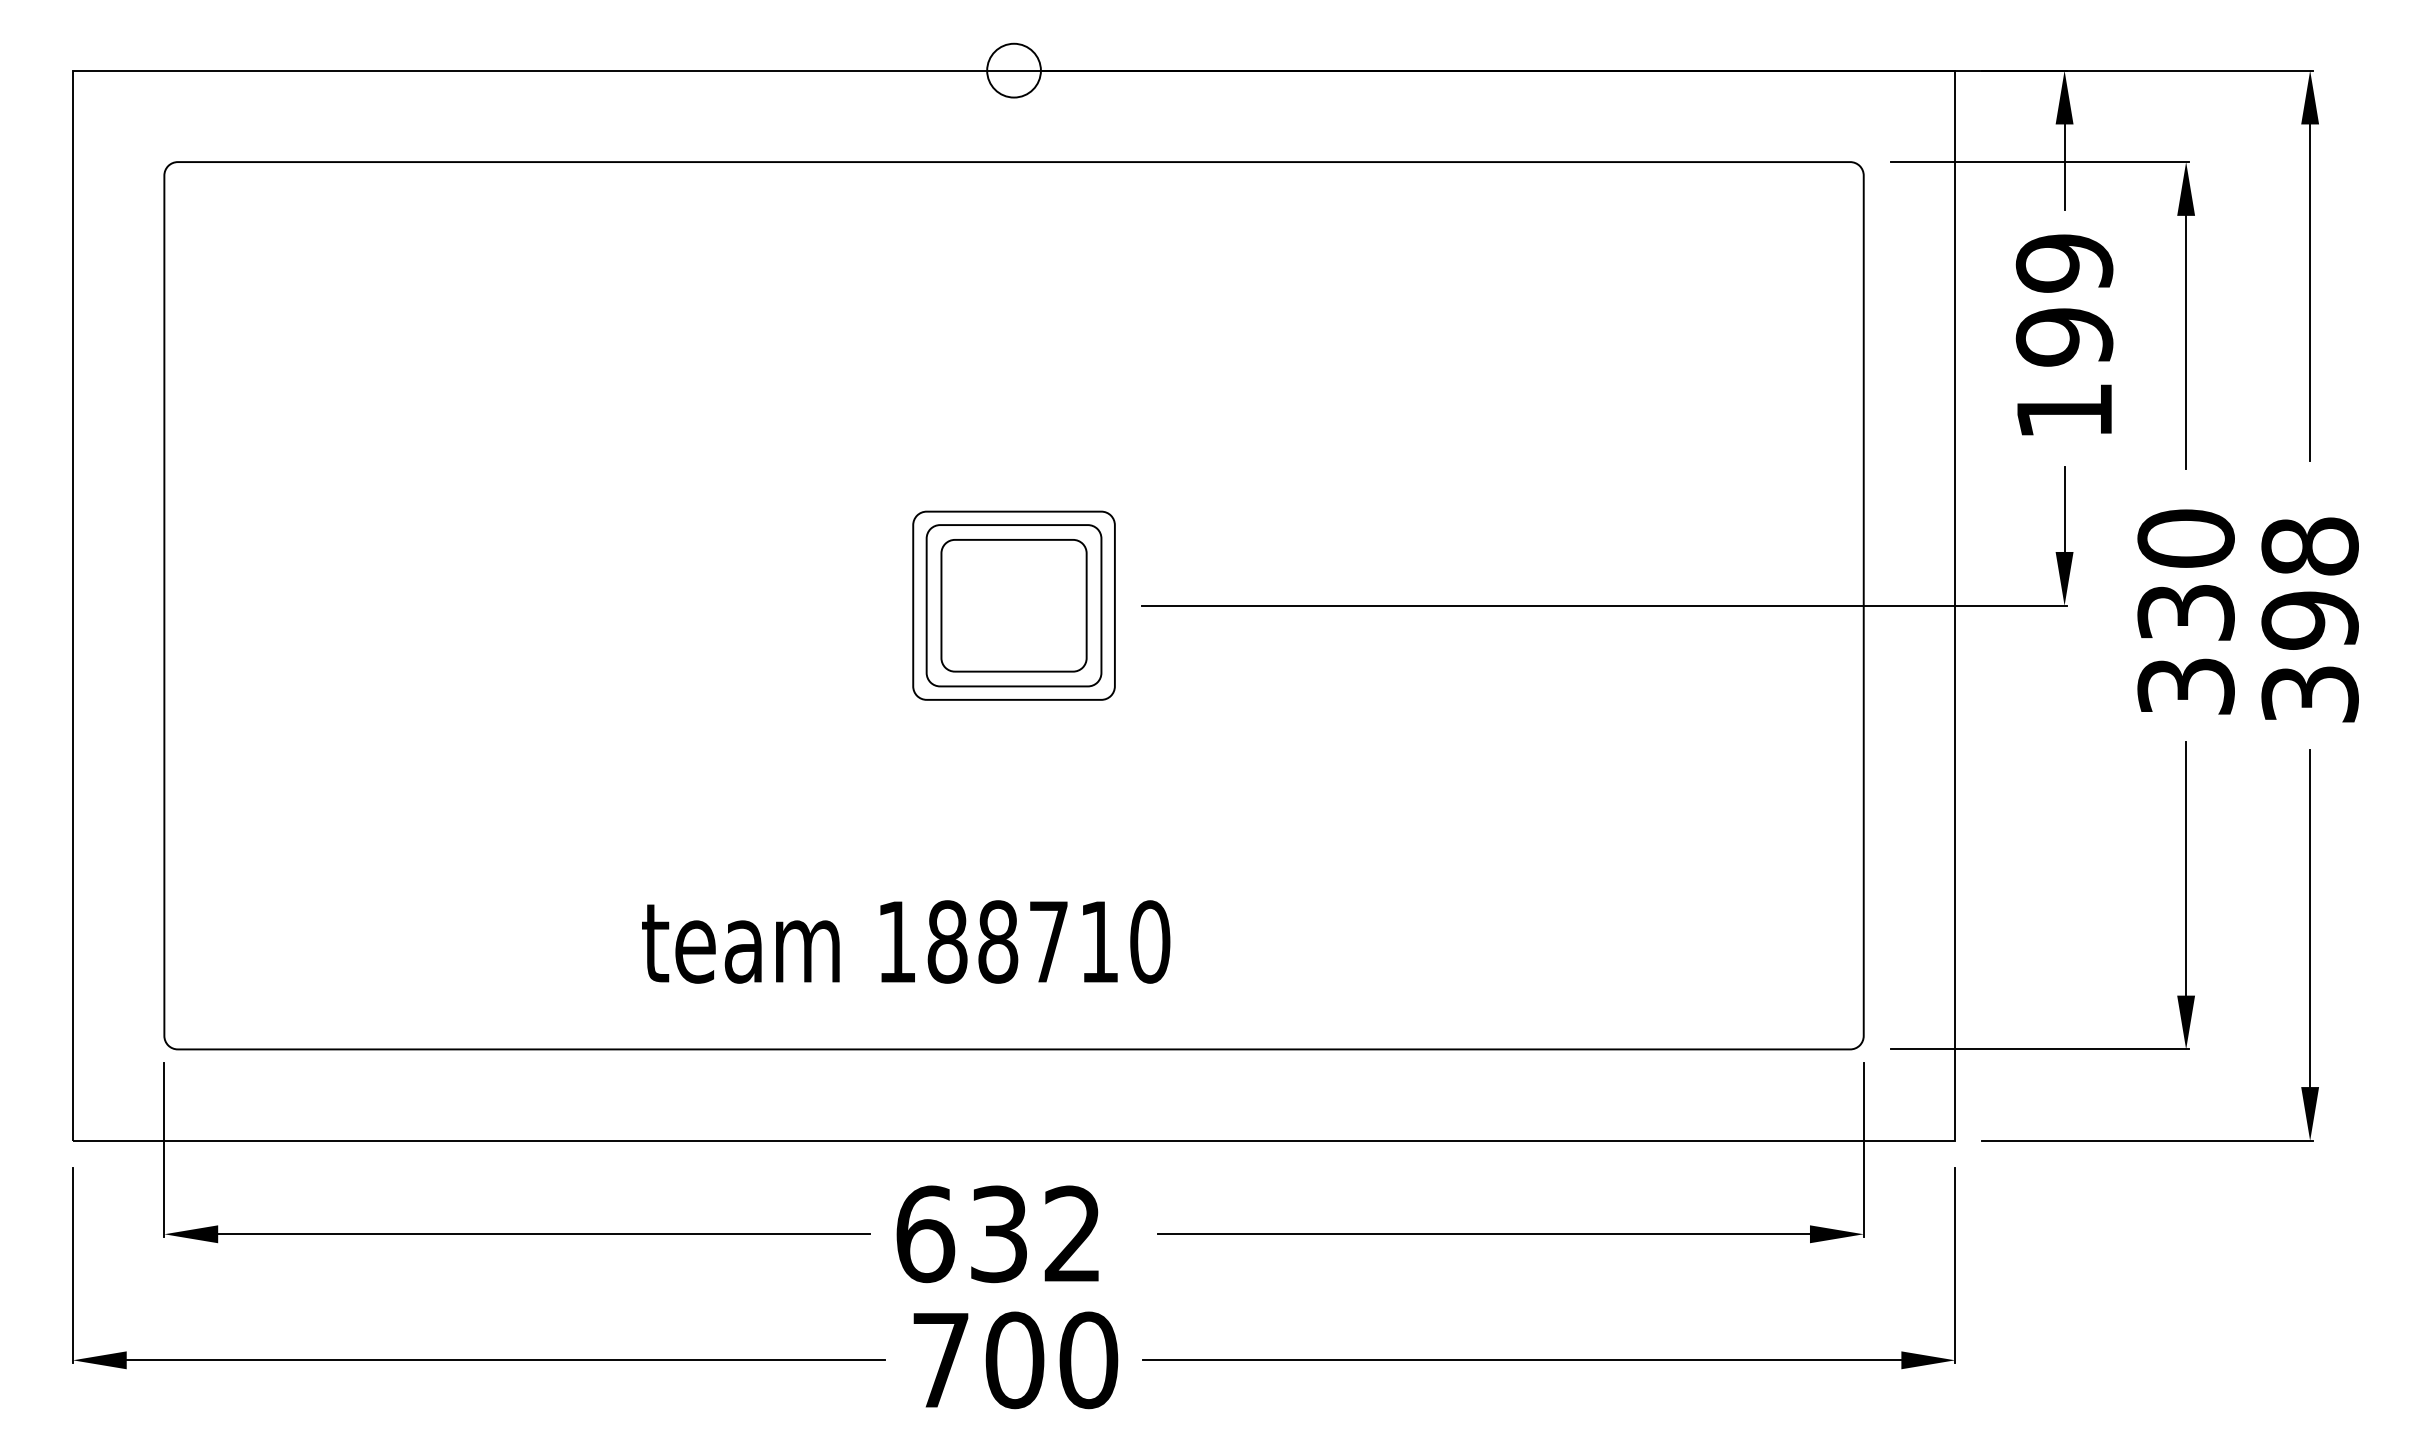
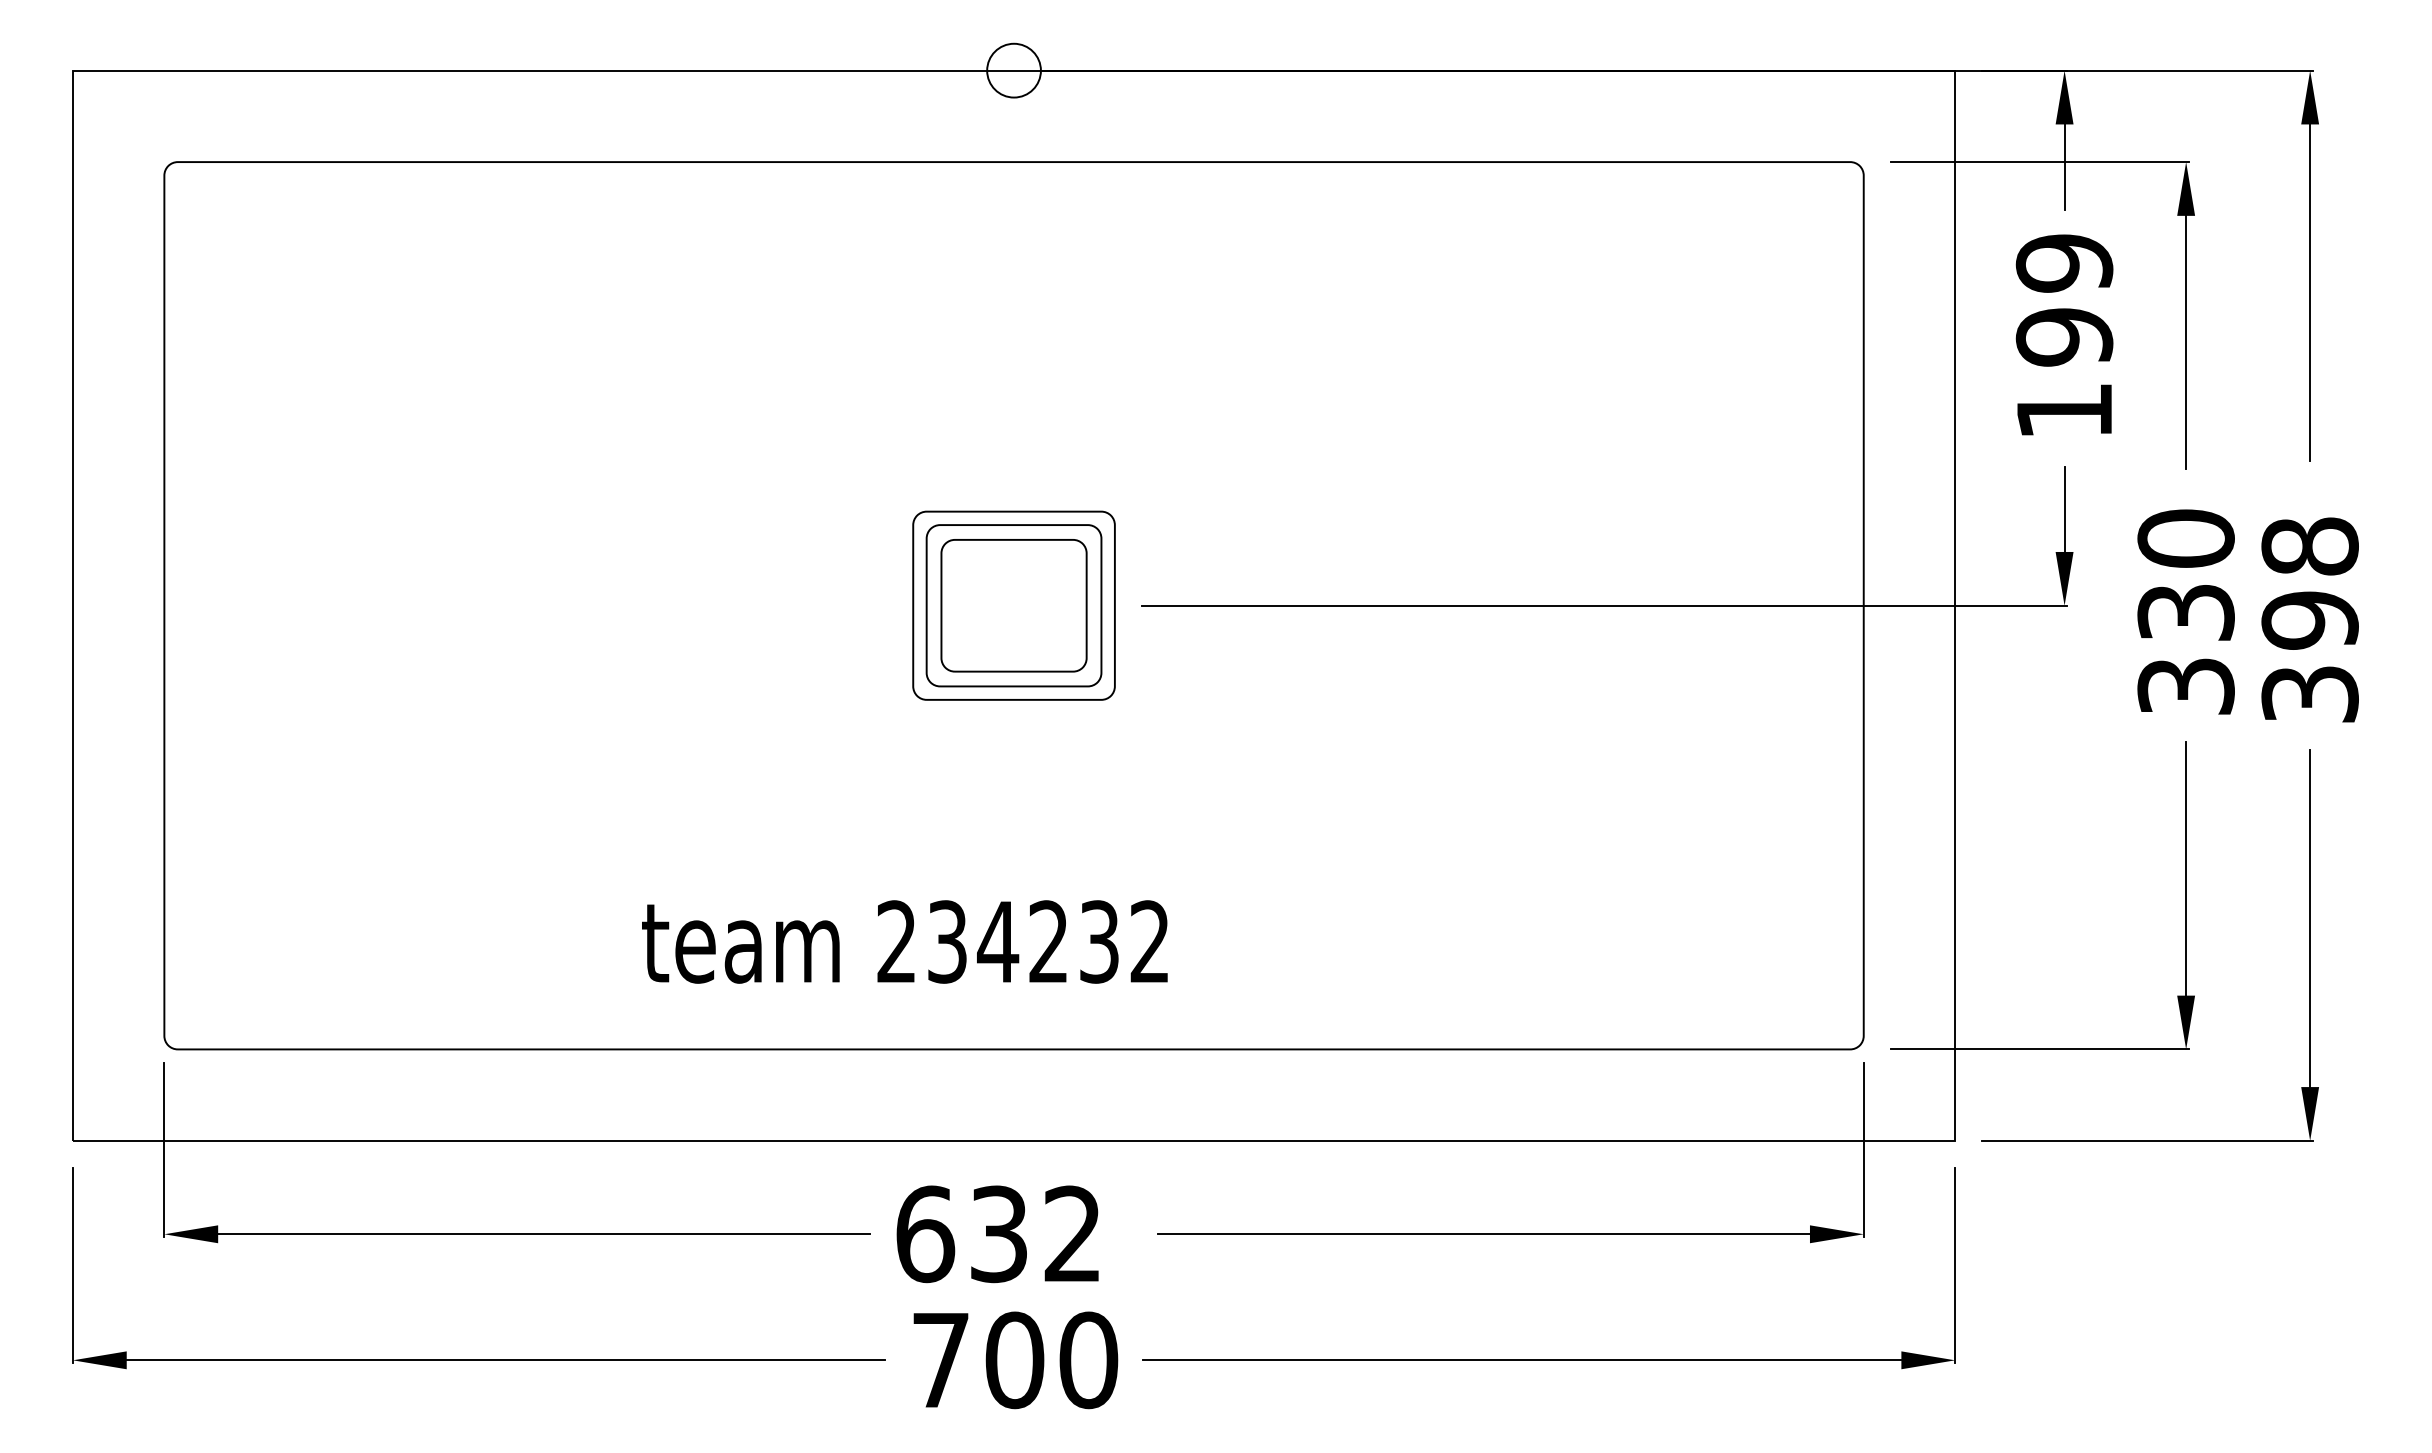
text: 188710 -> 234232 (1023, 941)
